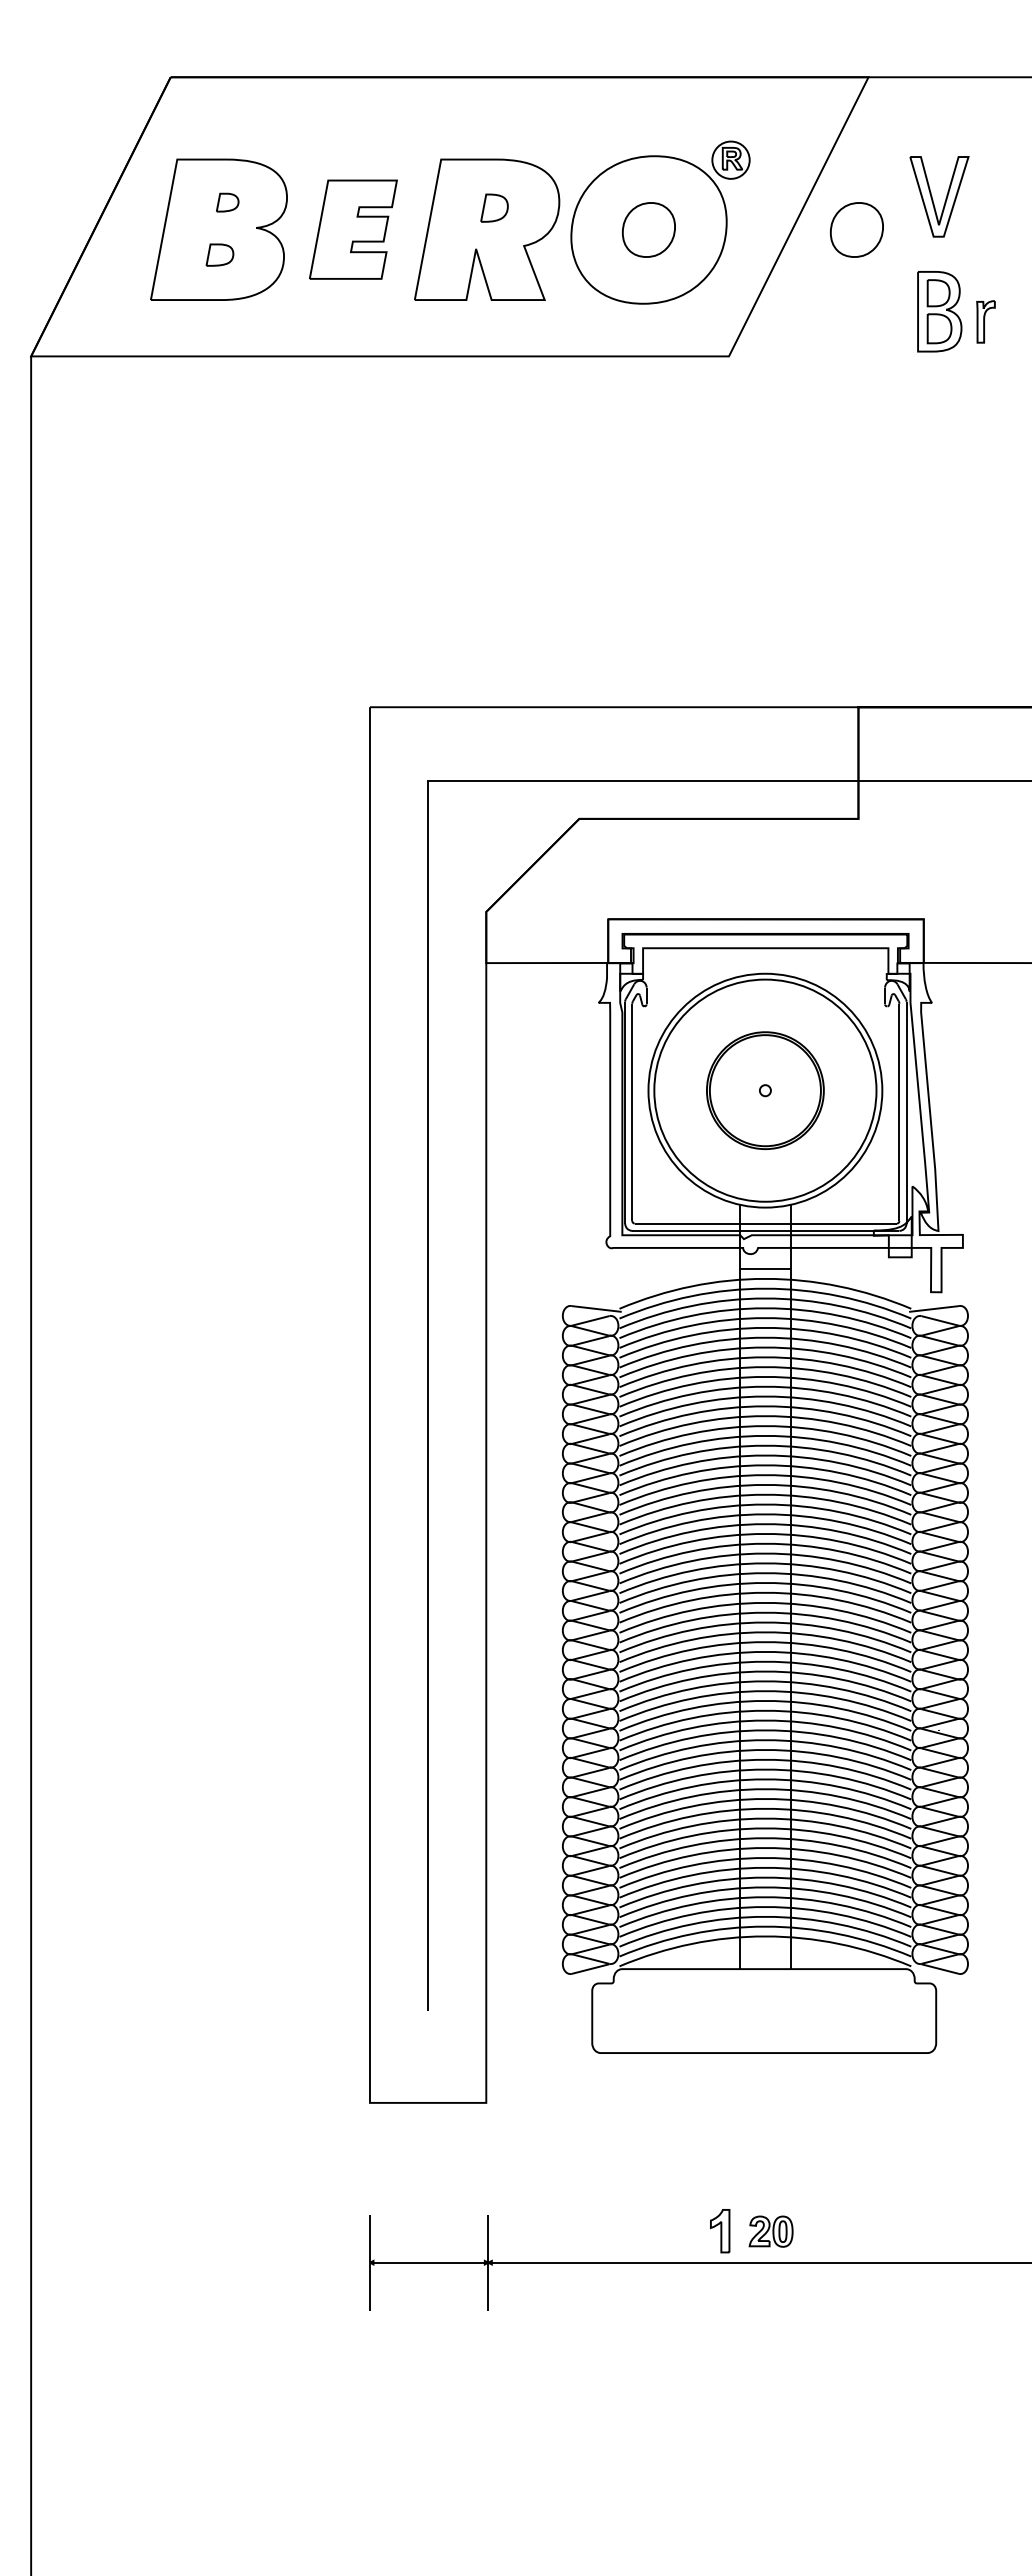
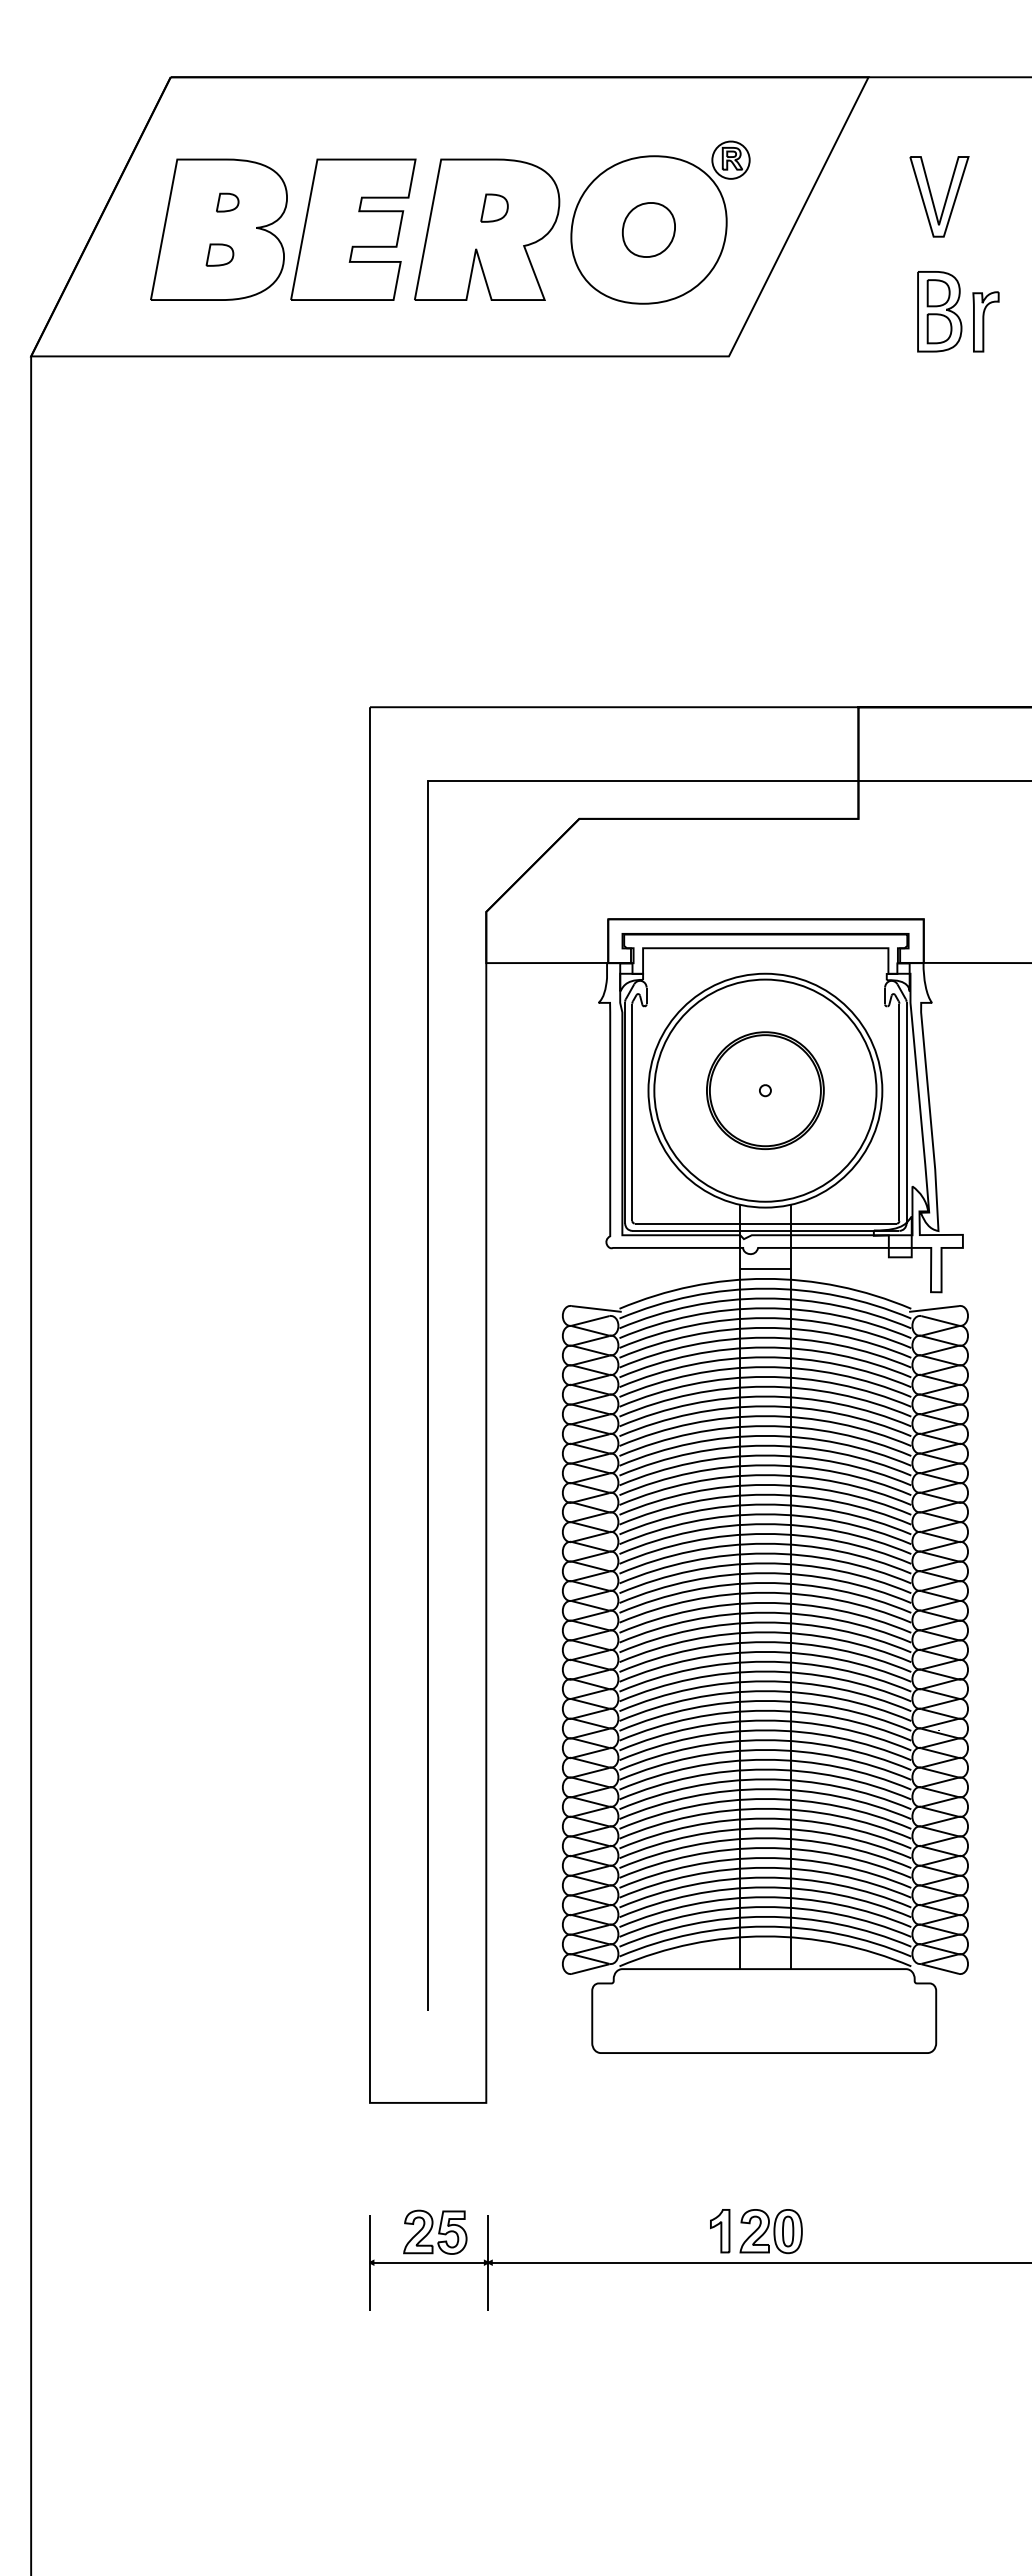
part size: 89x101 px -> 127x143 px (353, 229)
part: present -> none (856, 229)
part size: 20x44 px -> 28x62 px (985, 321)
part: none -> present (435, 2231)
part size: 46x33 px -> 64x46 px (770, 2231)
